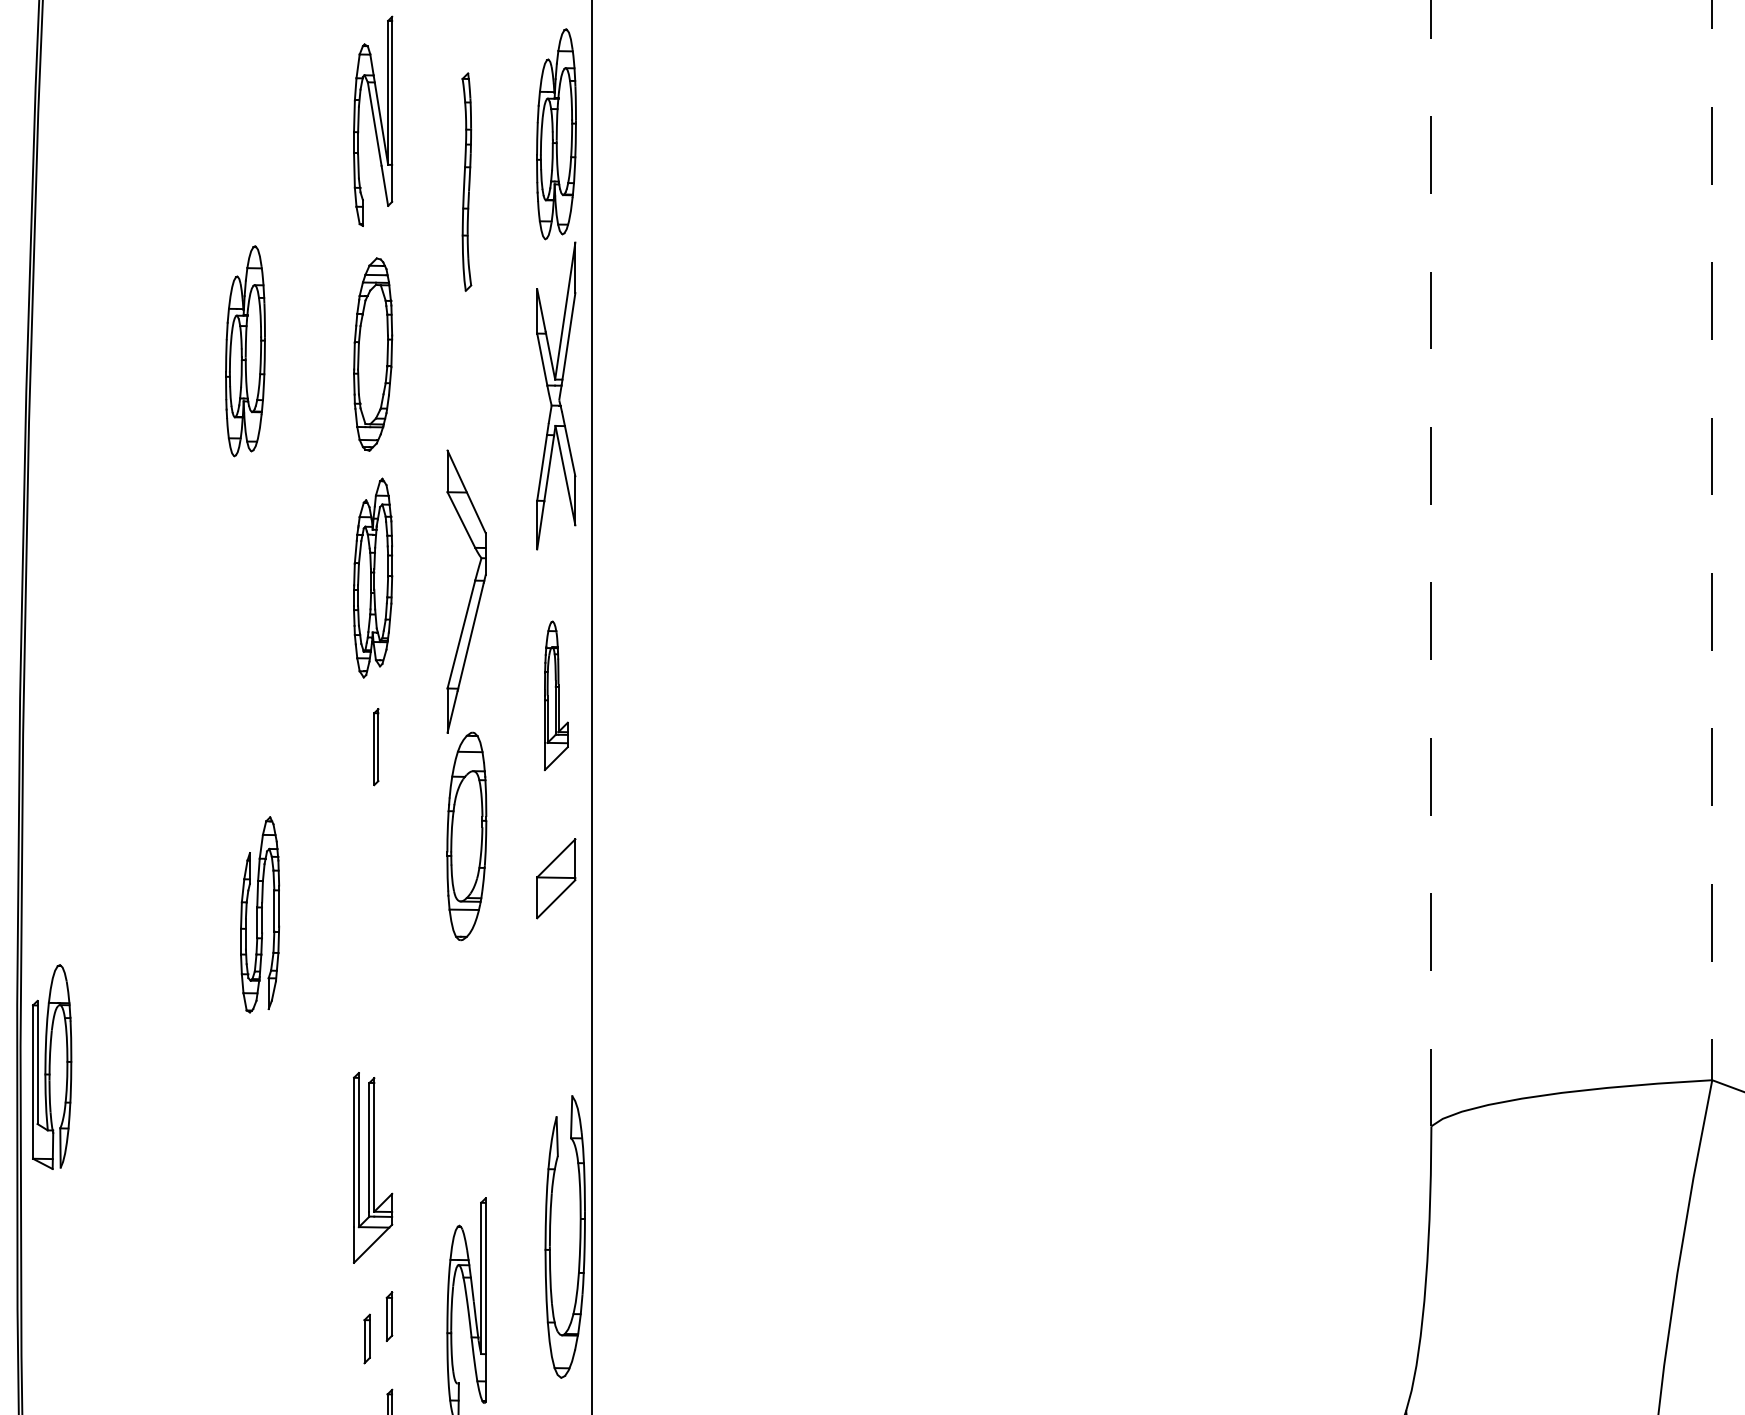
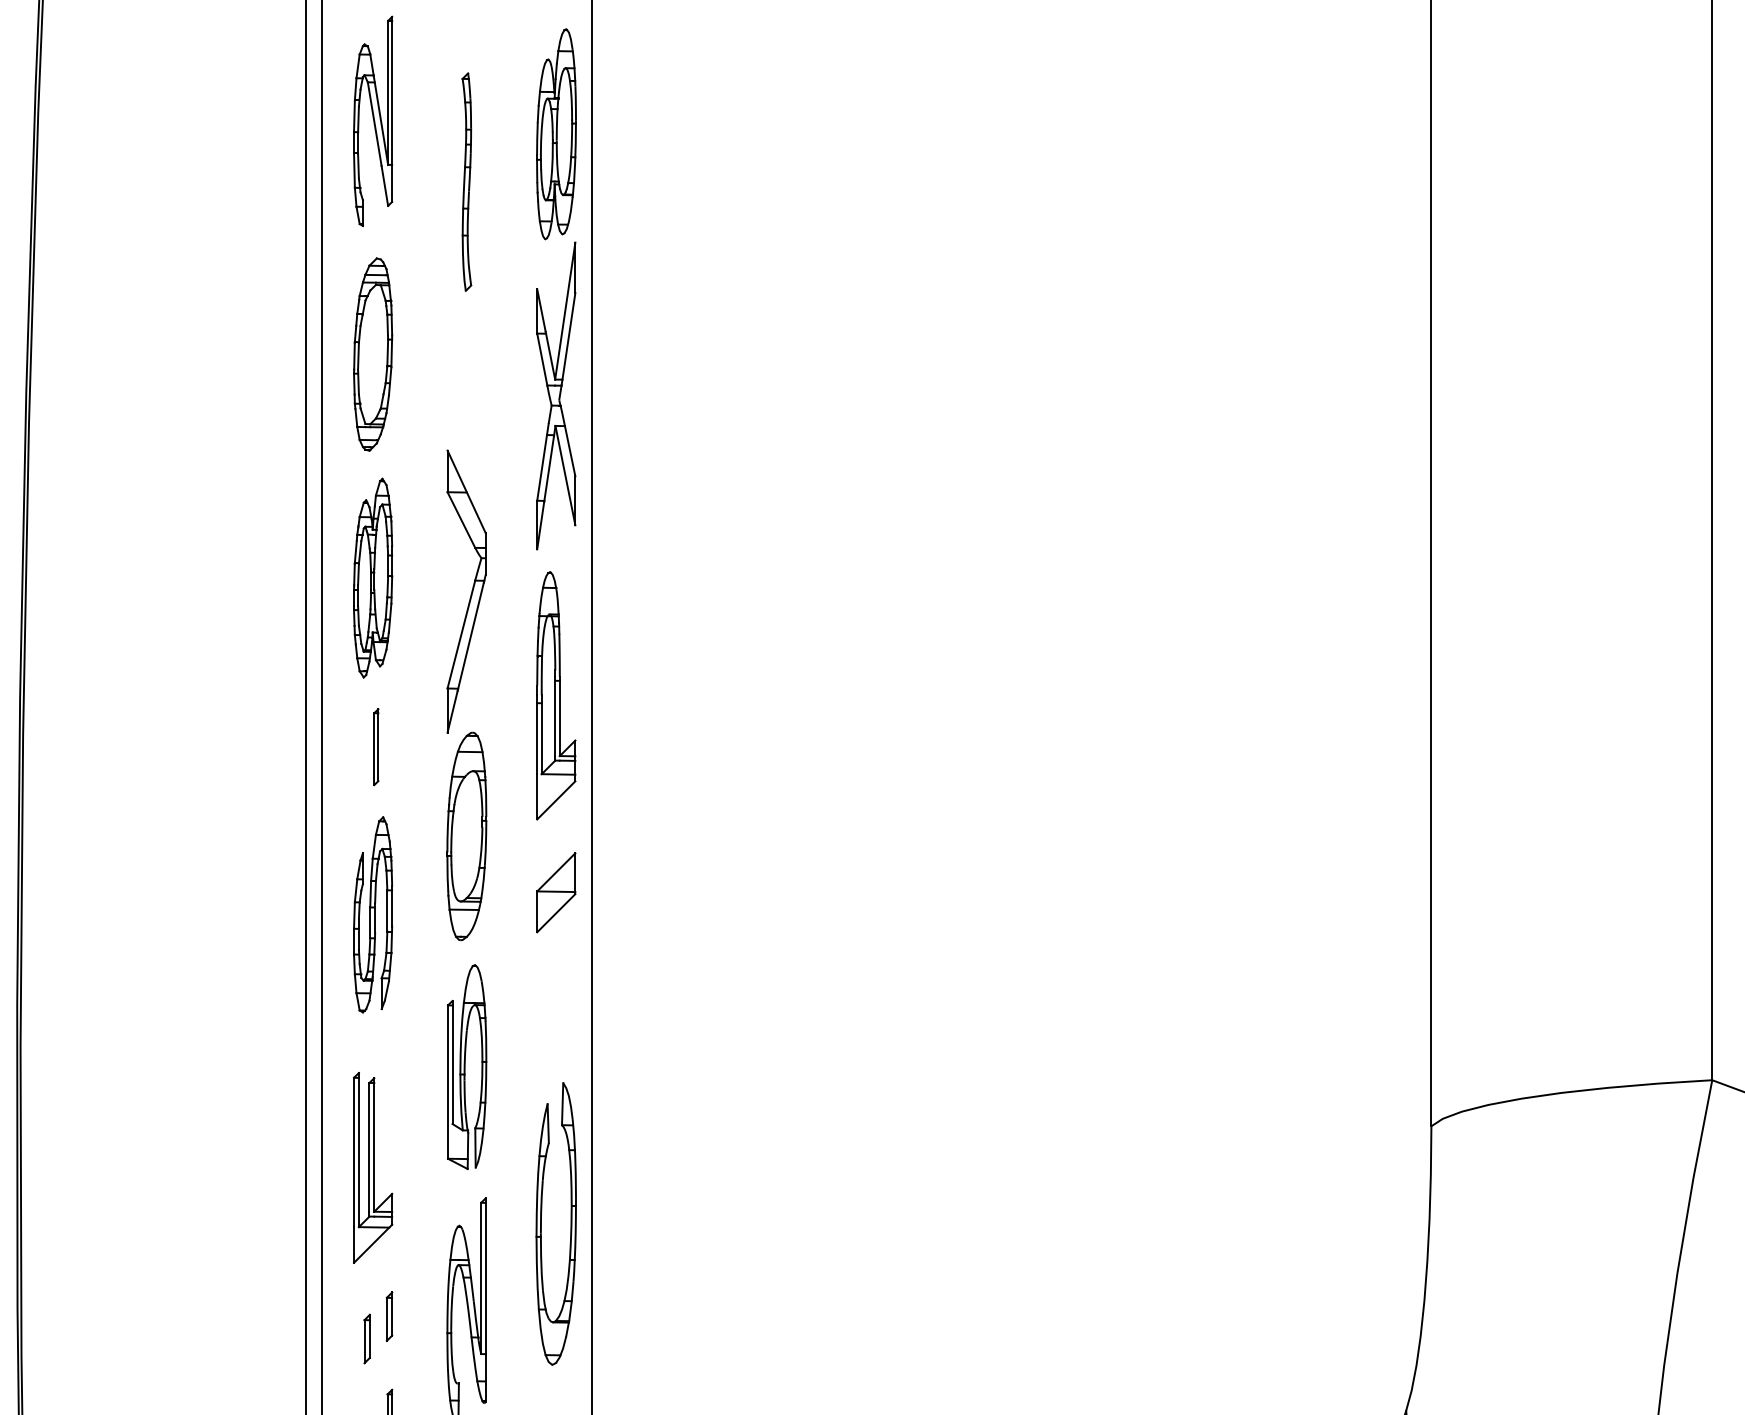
part: present -> none (245, 351)
line: dashed -> solid (1712, 540)
line: dashed -> solid (1431, 563)
part size: 26x152 px -> 41x250 px (556, 695)
line: none -> present (306, 706)
line: none -> present (321, 706)
part position: (556, 878) -> (556, 892) (556, 892)
part position: (260, 914) -> (373, 914) (373, 914)
part position: (52, 1066) -> (467, 1066) (467, 1066)
part position: (550, 1236) -> (541, 1223) (541, 1223)
